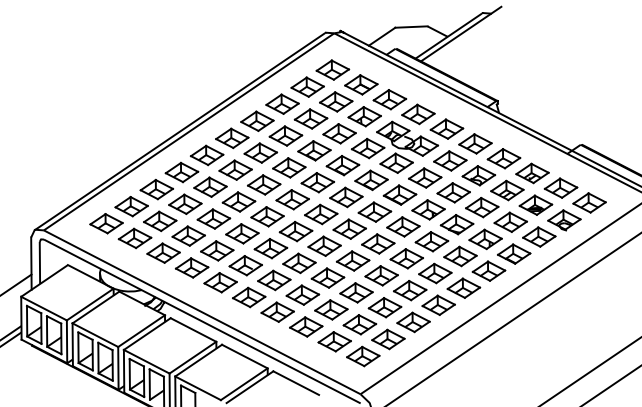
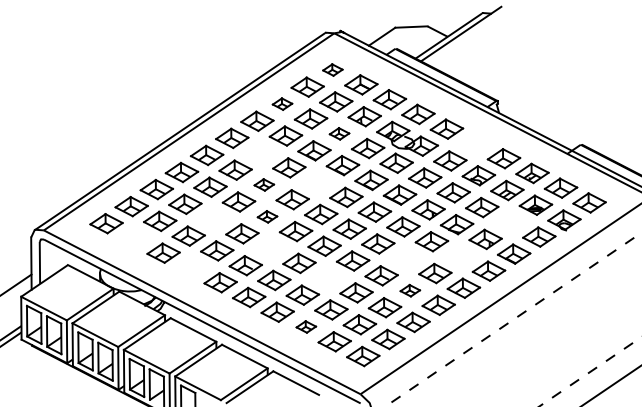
part size: 36x22 px -> 22x14 px (332, 69)
part size: 35x22 px -> 23x14 px (282, 103)
part size: 35x22 px -> 23x14 px (339, 133)
part: present -> none (475, 143)
part: present -> none (260, 152)
part: present -> none (317, 182)
part size: 35x22 px -> 23x14 px (264, 184)
part size: 35x22 px -> 23x14 px (267, 216)
part: present -> none (213, 218)
part: present -> none (510, 221)
part: present -> none (134, 238)
part: present -> none (270, 248)
part: present -> none (460, 256)
part: present -> none (406, 258)
part: present -> none (191, 267)
part: present -> none (327, 277)
part size: 35x22 px -> 23x15 px (410, 290)
line: solid -> dashed (513, 319)
part size: 35x22 px -> 23x14 px (306, 326)
line: solid -> dashed (590, 371)
